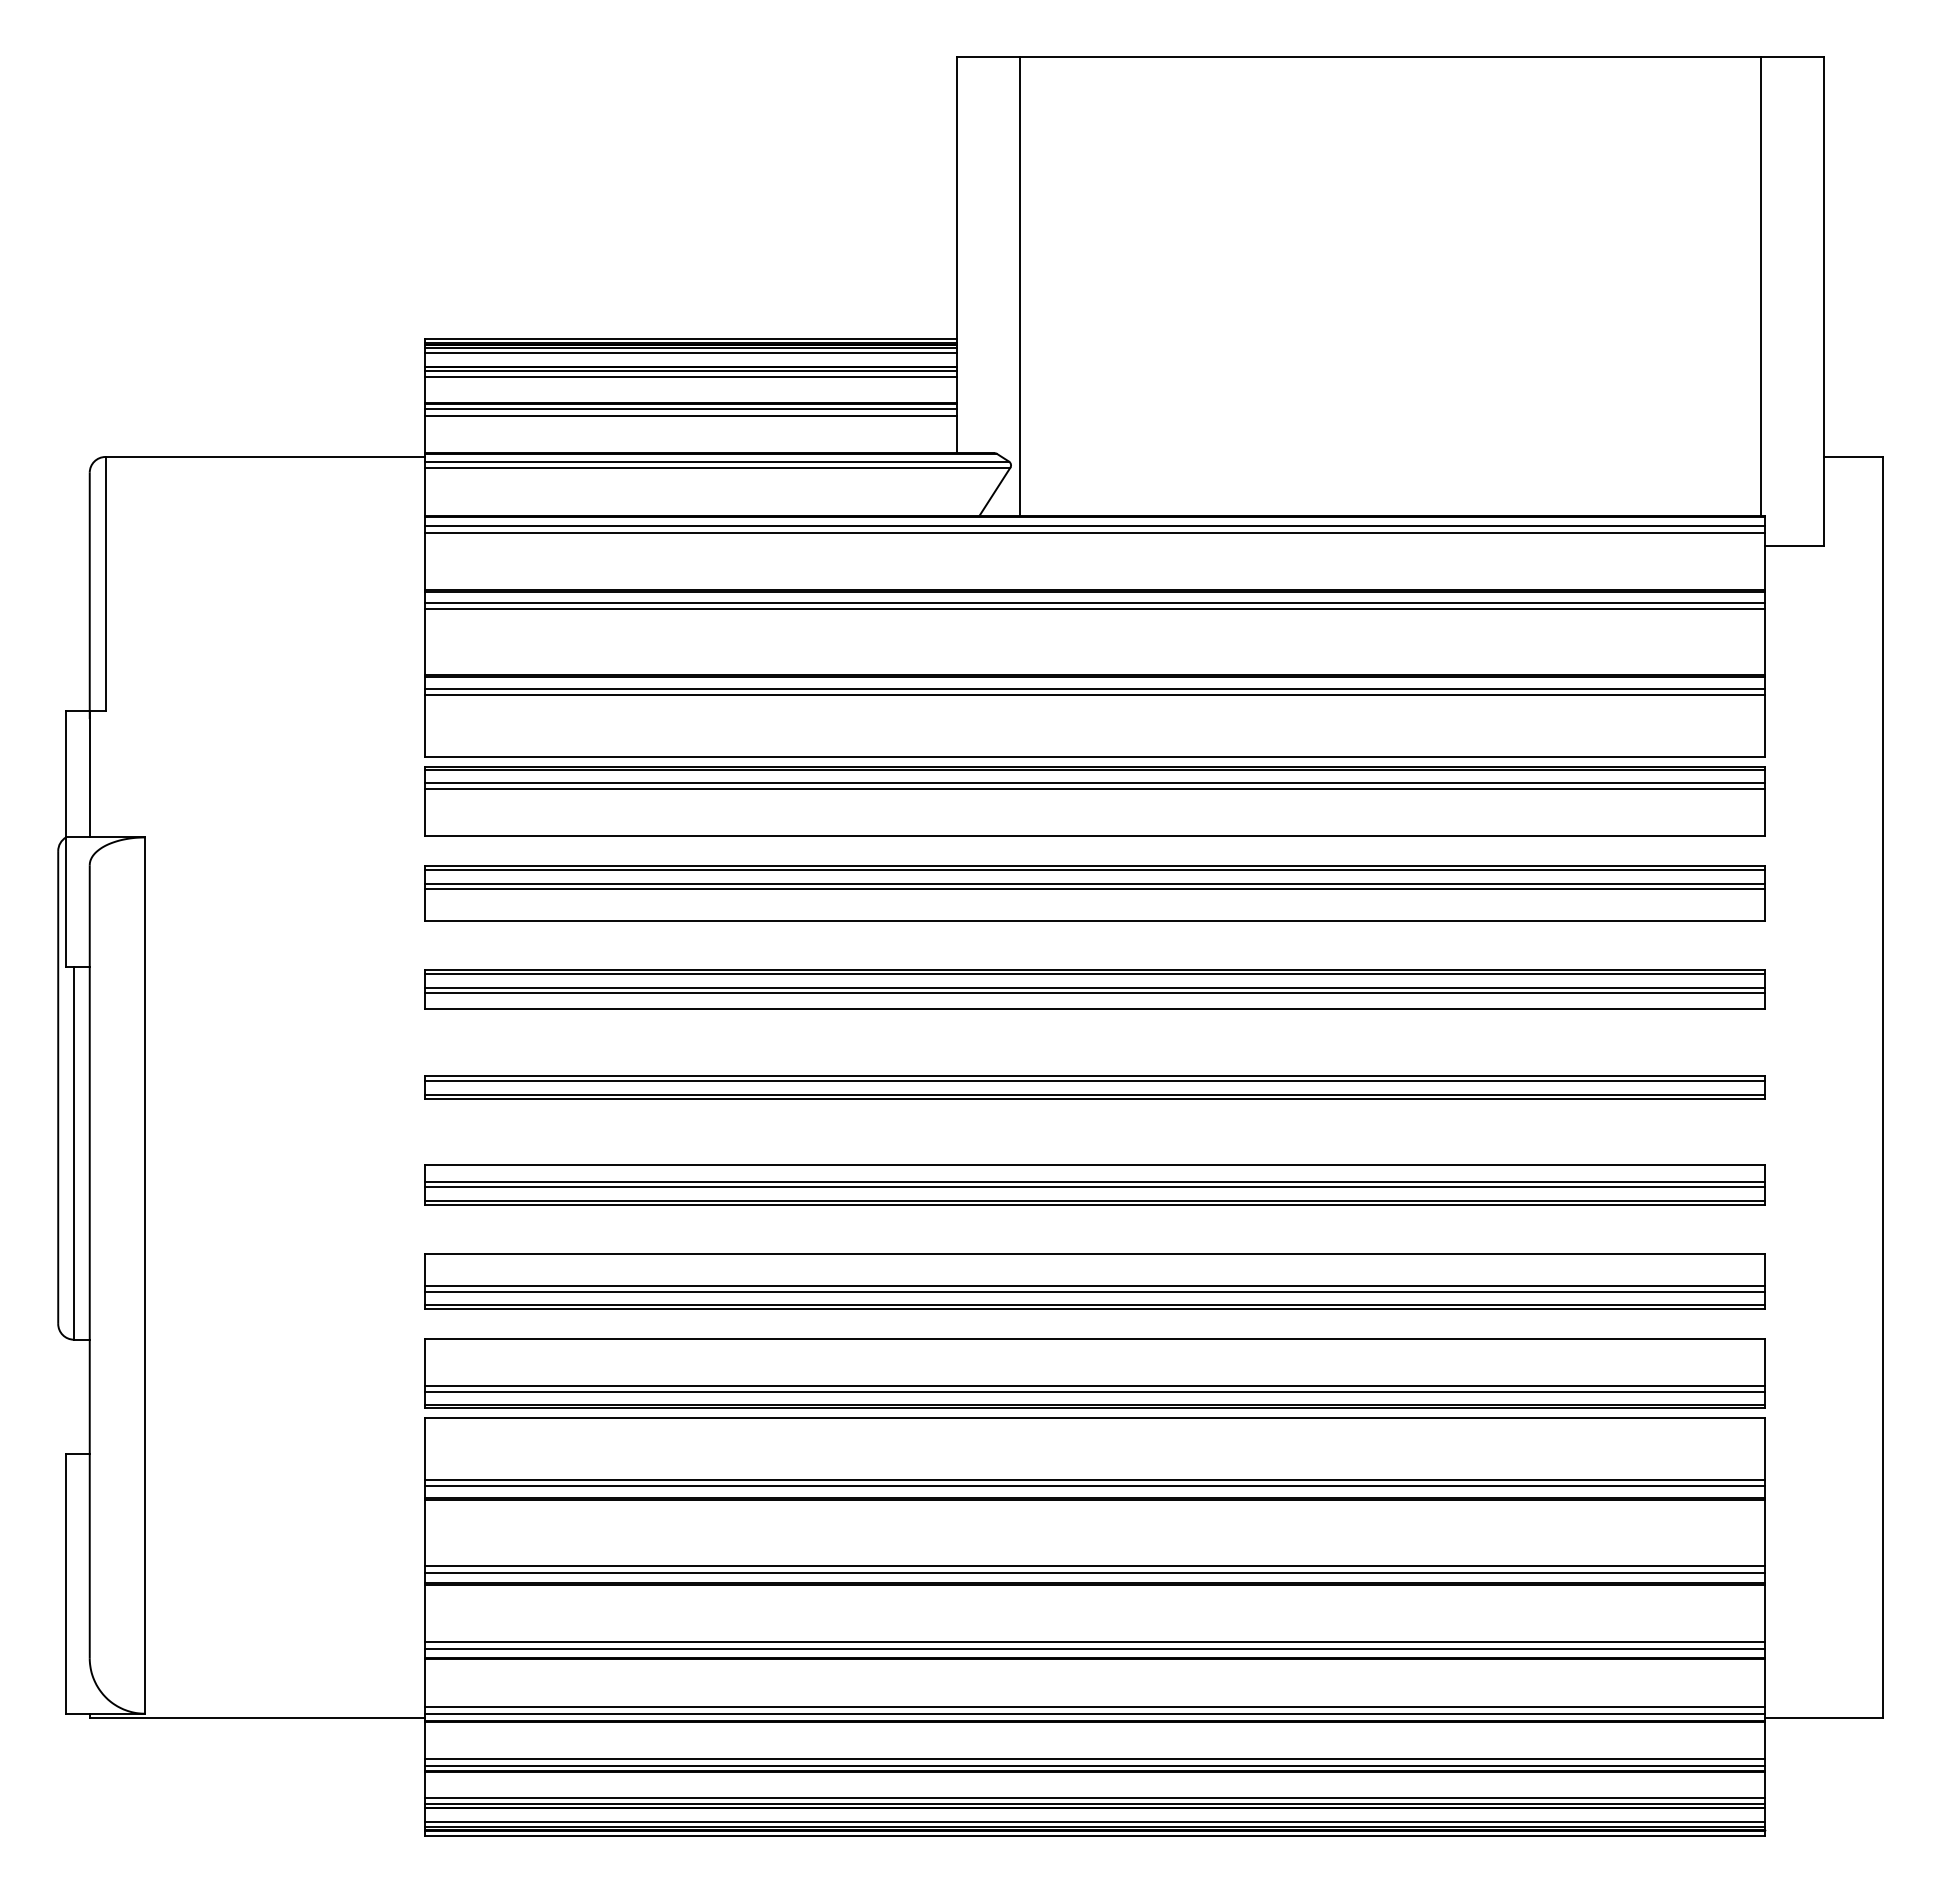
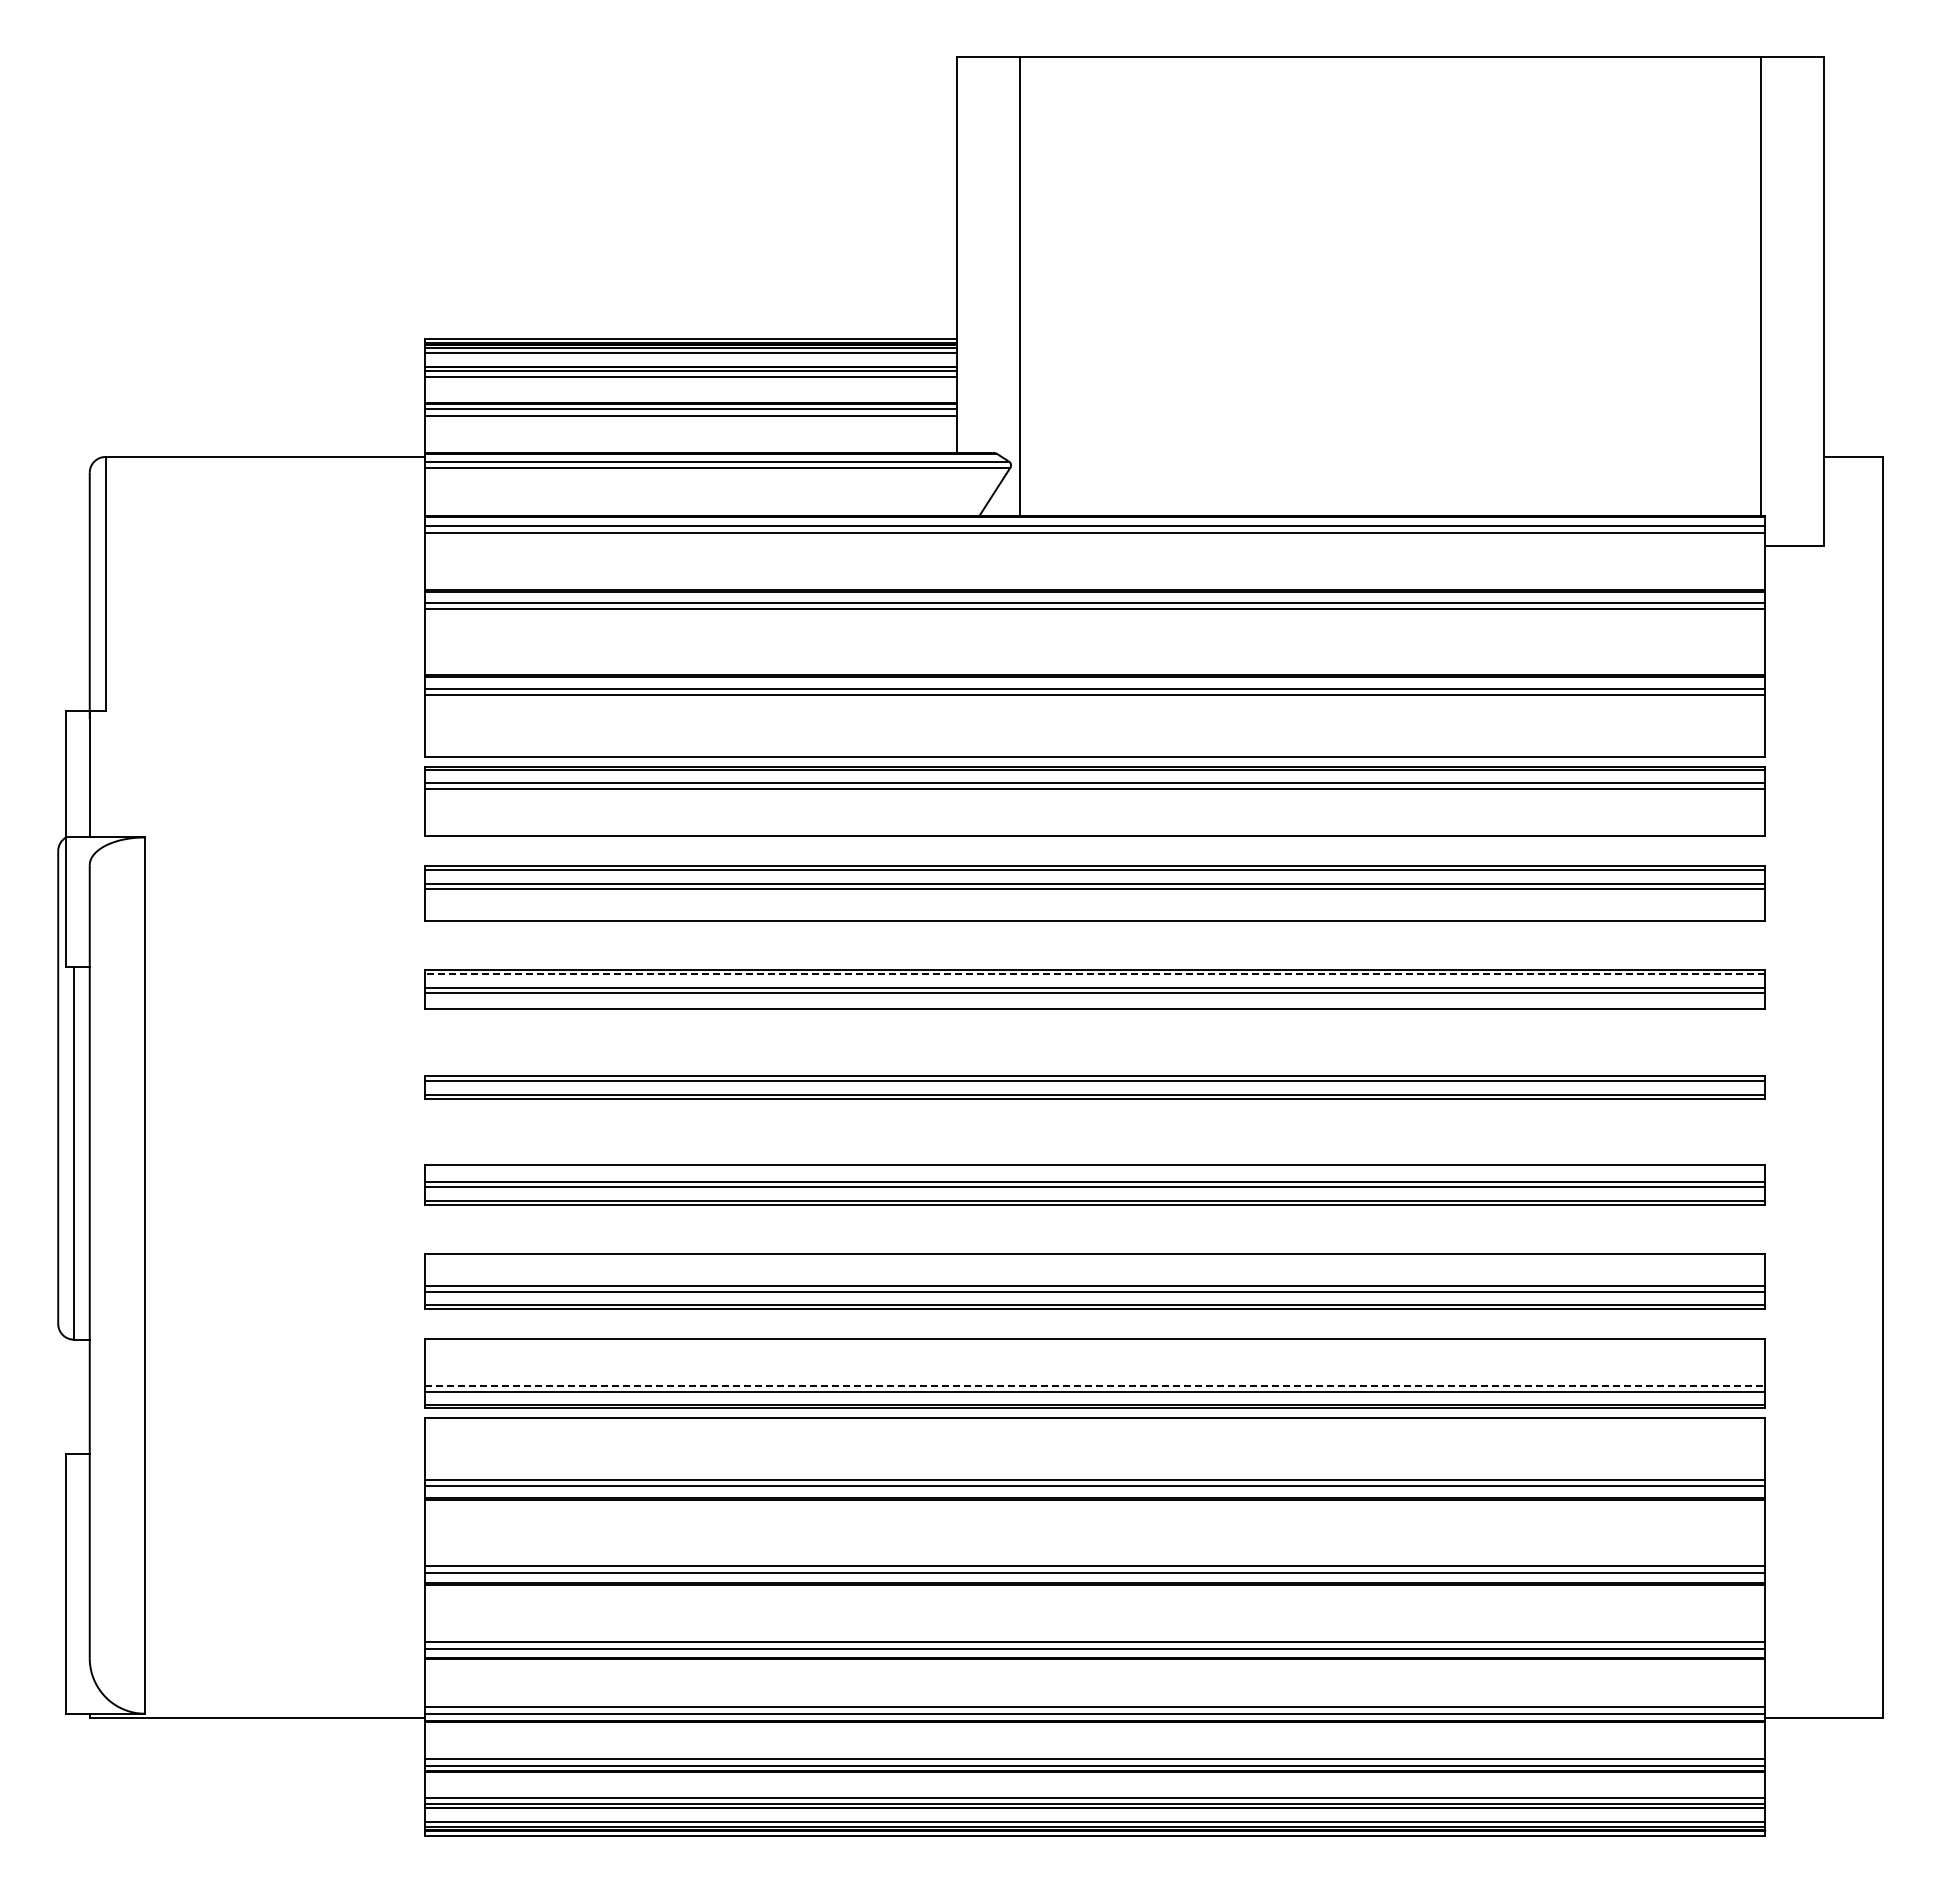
line: solid -> dashed (1094, 974)
line: solid -> dashed (1094, 1385)
